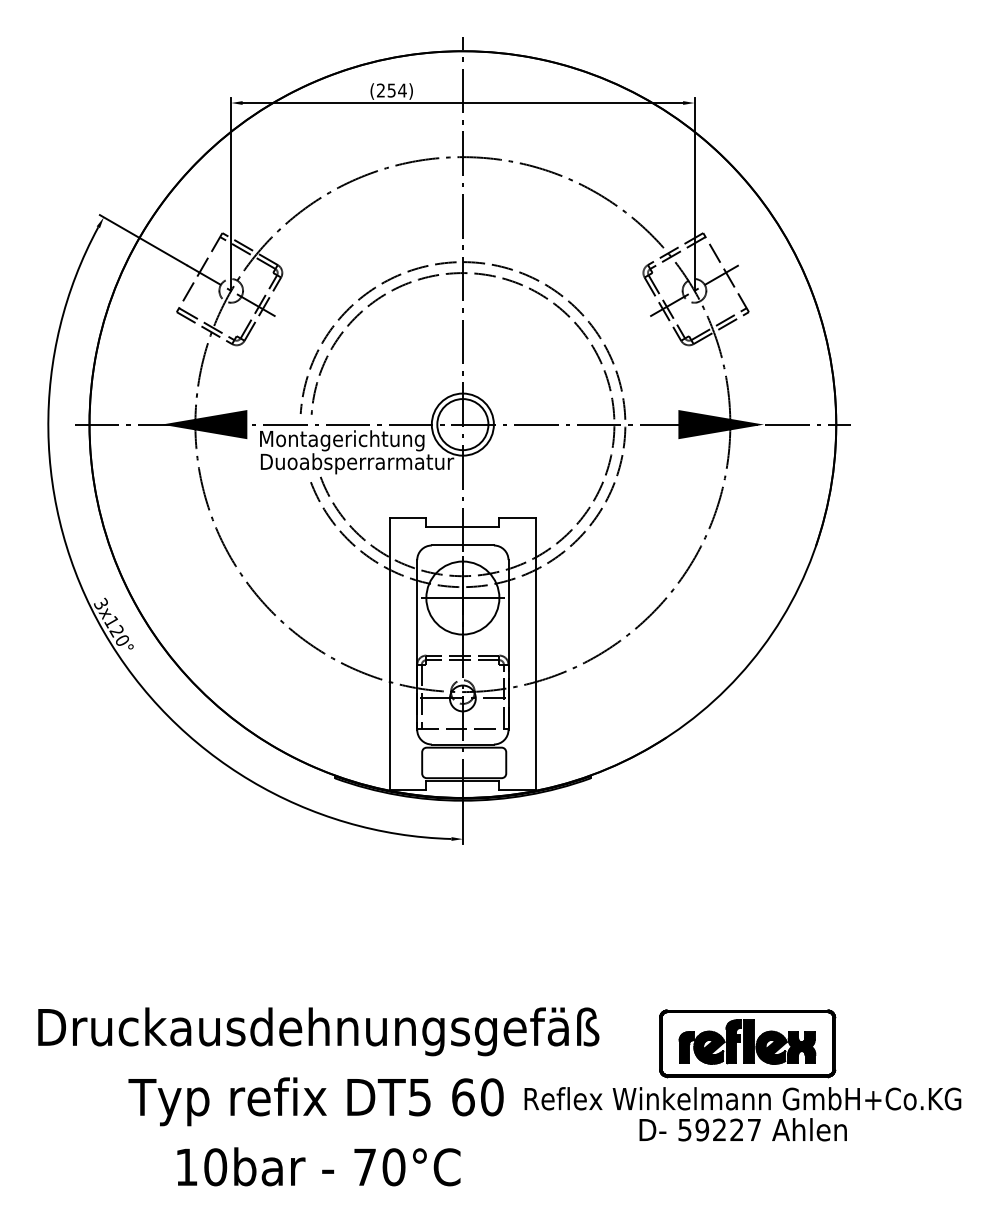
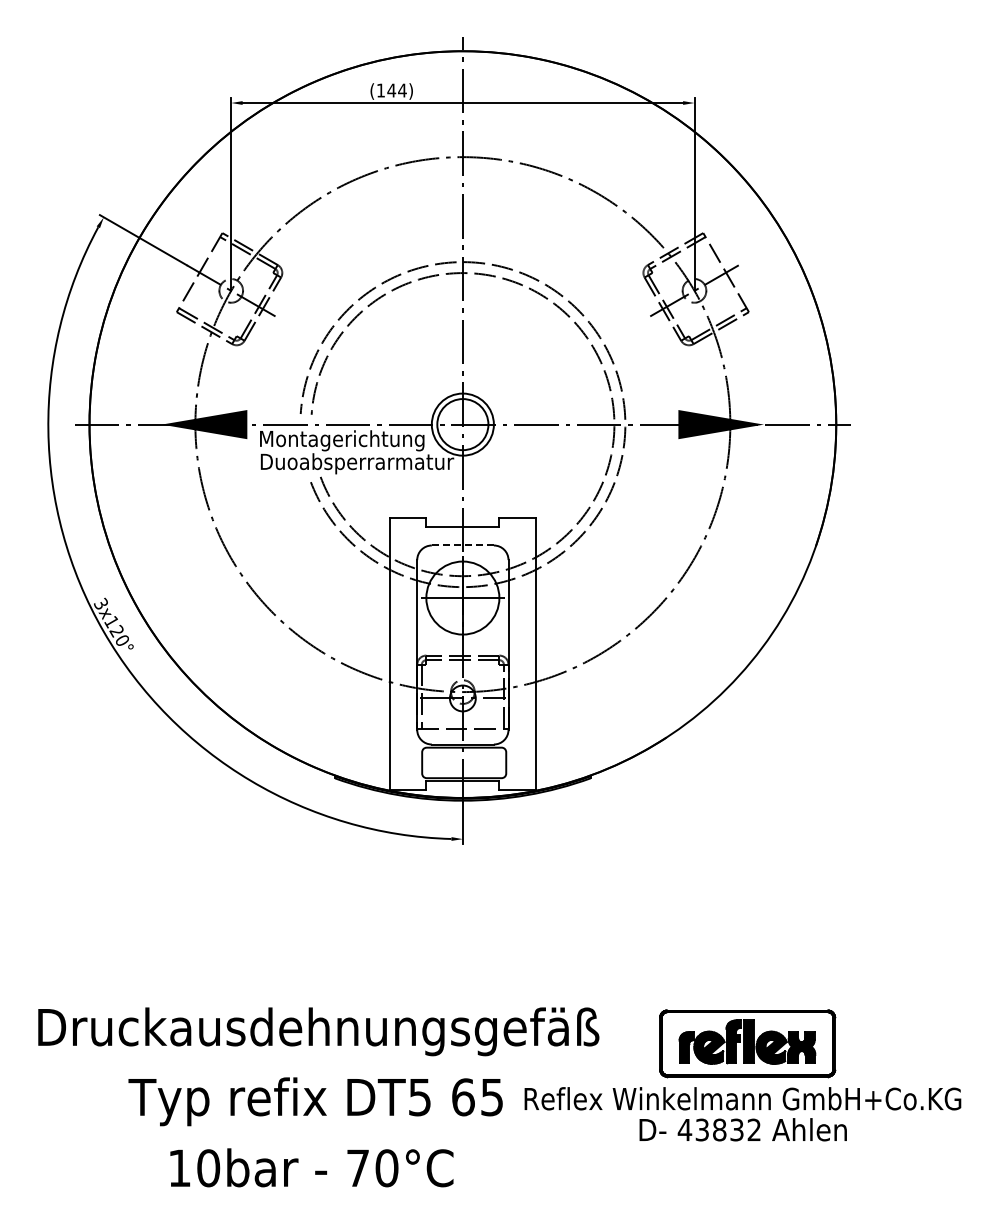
text: (254) -> (144) (386, 90)
line: solid -> dashed (463, 545)
text: 60 -> 65 (492, 1097)
text: 59227 -> 43832 (718, 1129)
text position: (318, 1166) -> (311, 1167) (311, 1167)
